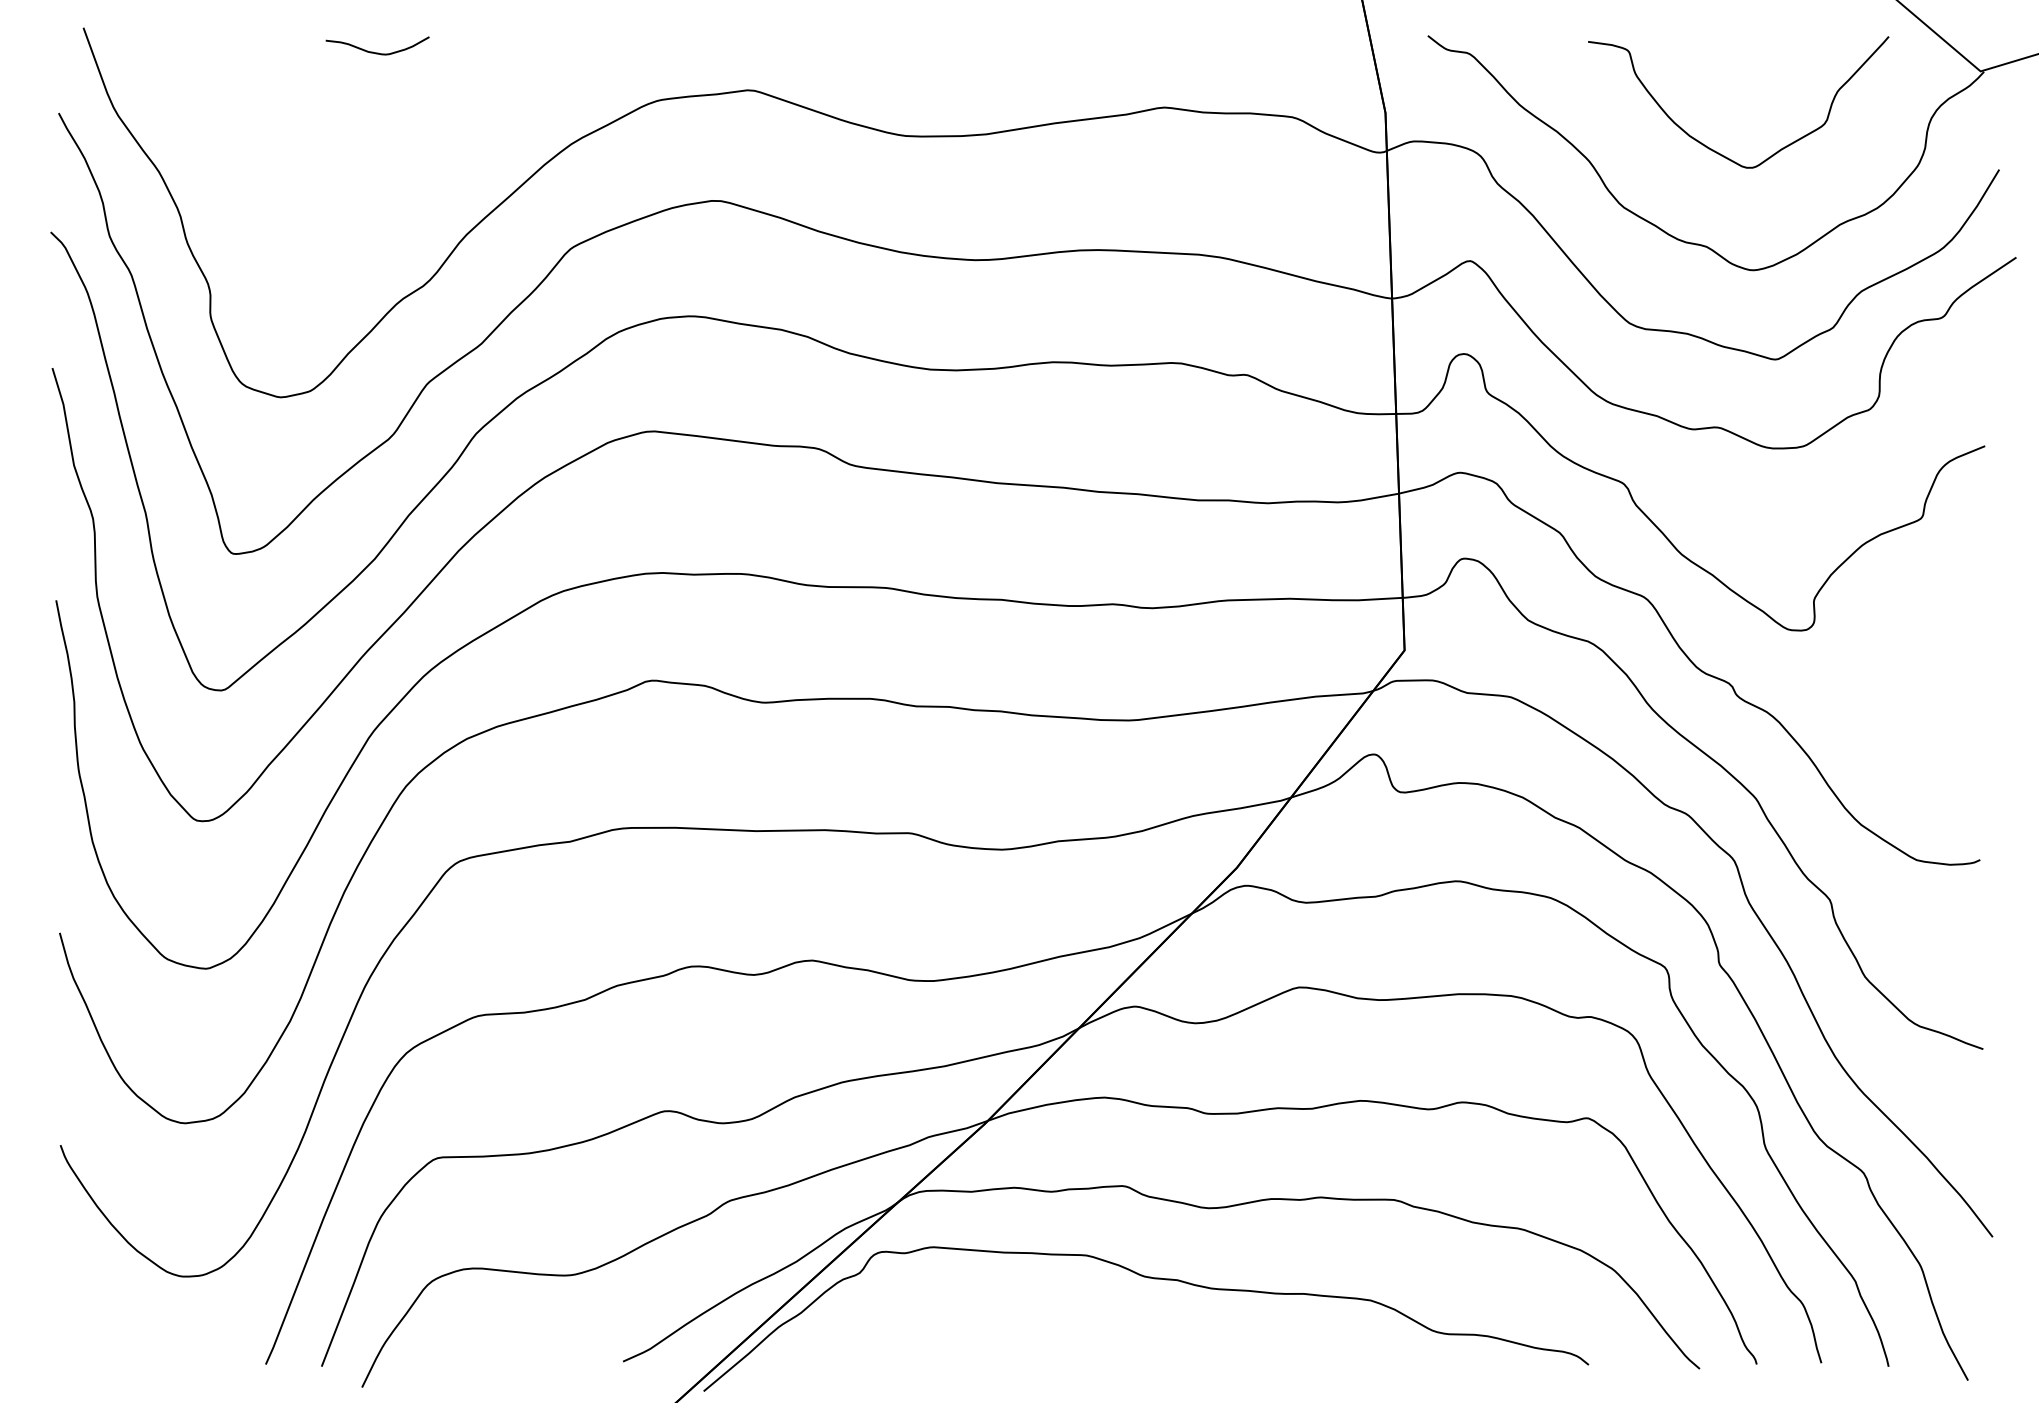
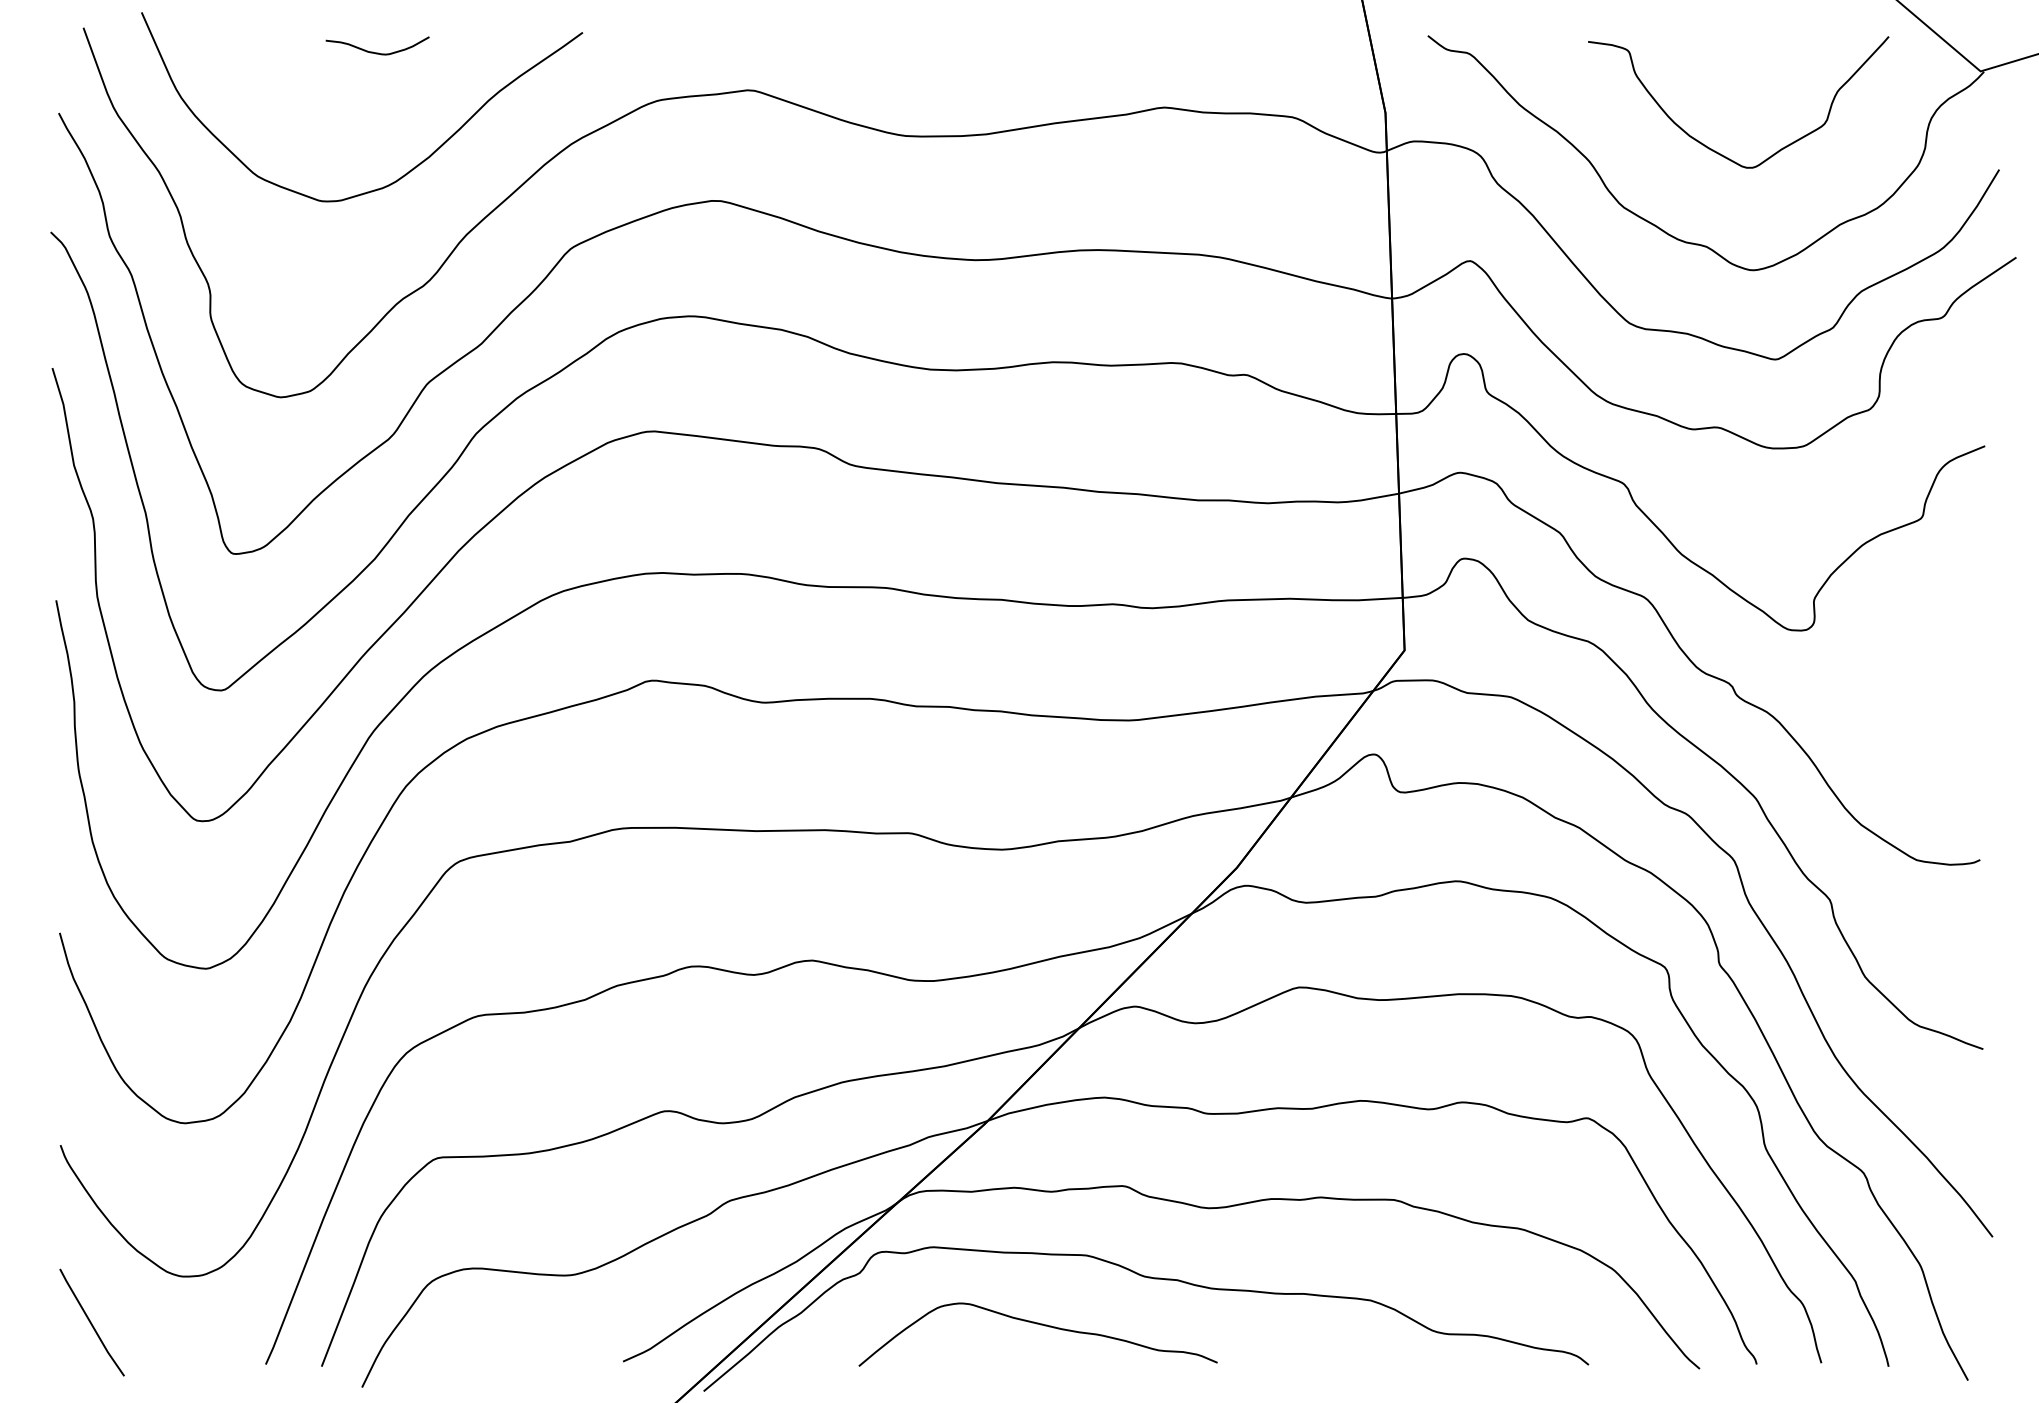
curve: none -> present (409, 170)
line: none -> present (91, 1322)
curve: none -> present (1040, 1325)
